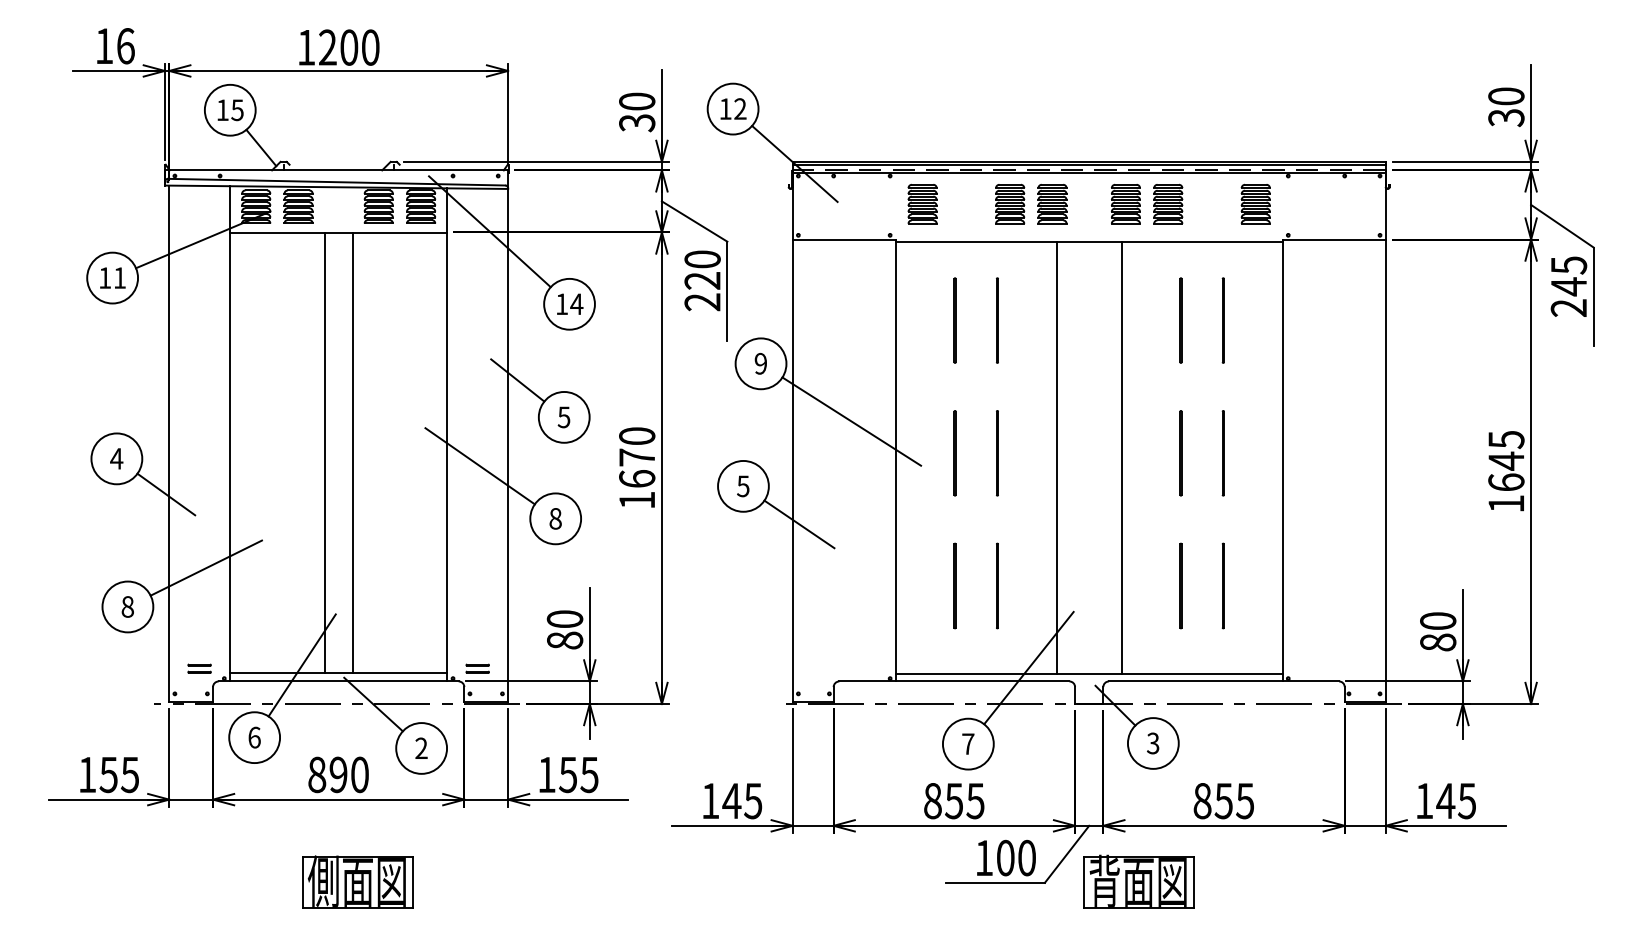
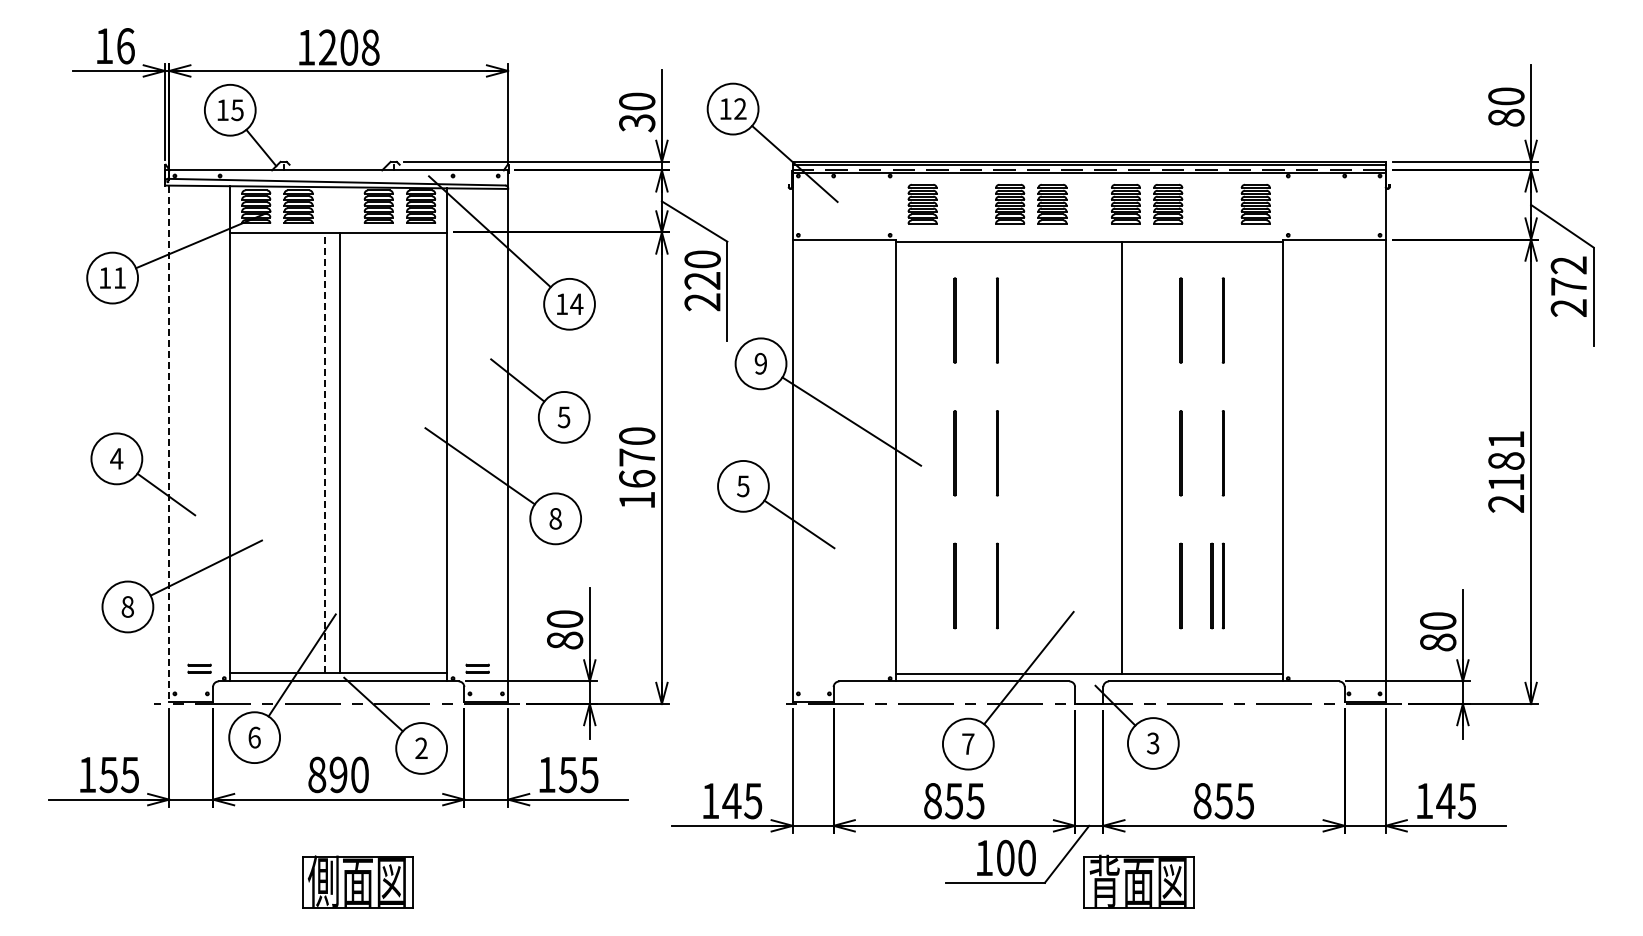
text: 1200 -> 1208 (370, 47)
text: 30 -> 80 (1506, 117)
text: 245 -> 272 (1568, 276)
line: solid -> dashed (169, 444)
line: solid -> dashed (324, 452)
line position: (352, 452) -> (339, 452) (339, 452)
line: present -> none (1056, 457)
text: 1645 -> 2181 (1506, 471)
line: none -> present (1211, 585)
